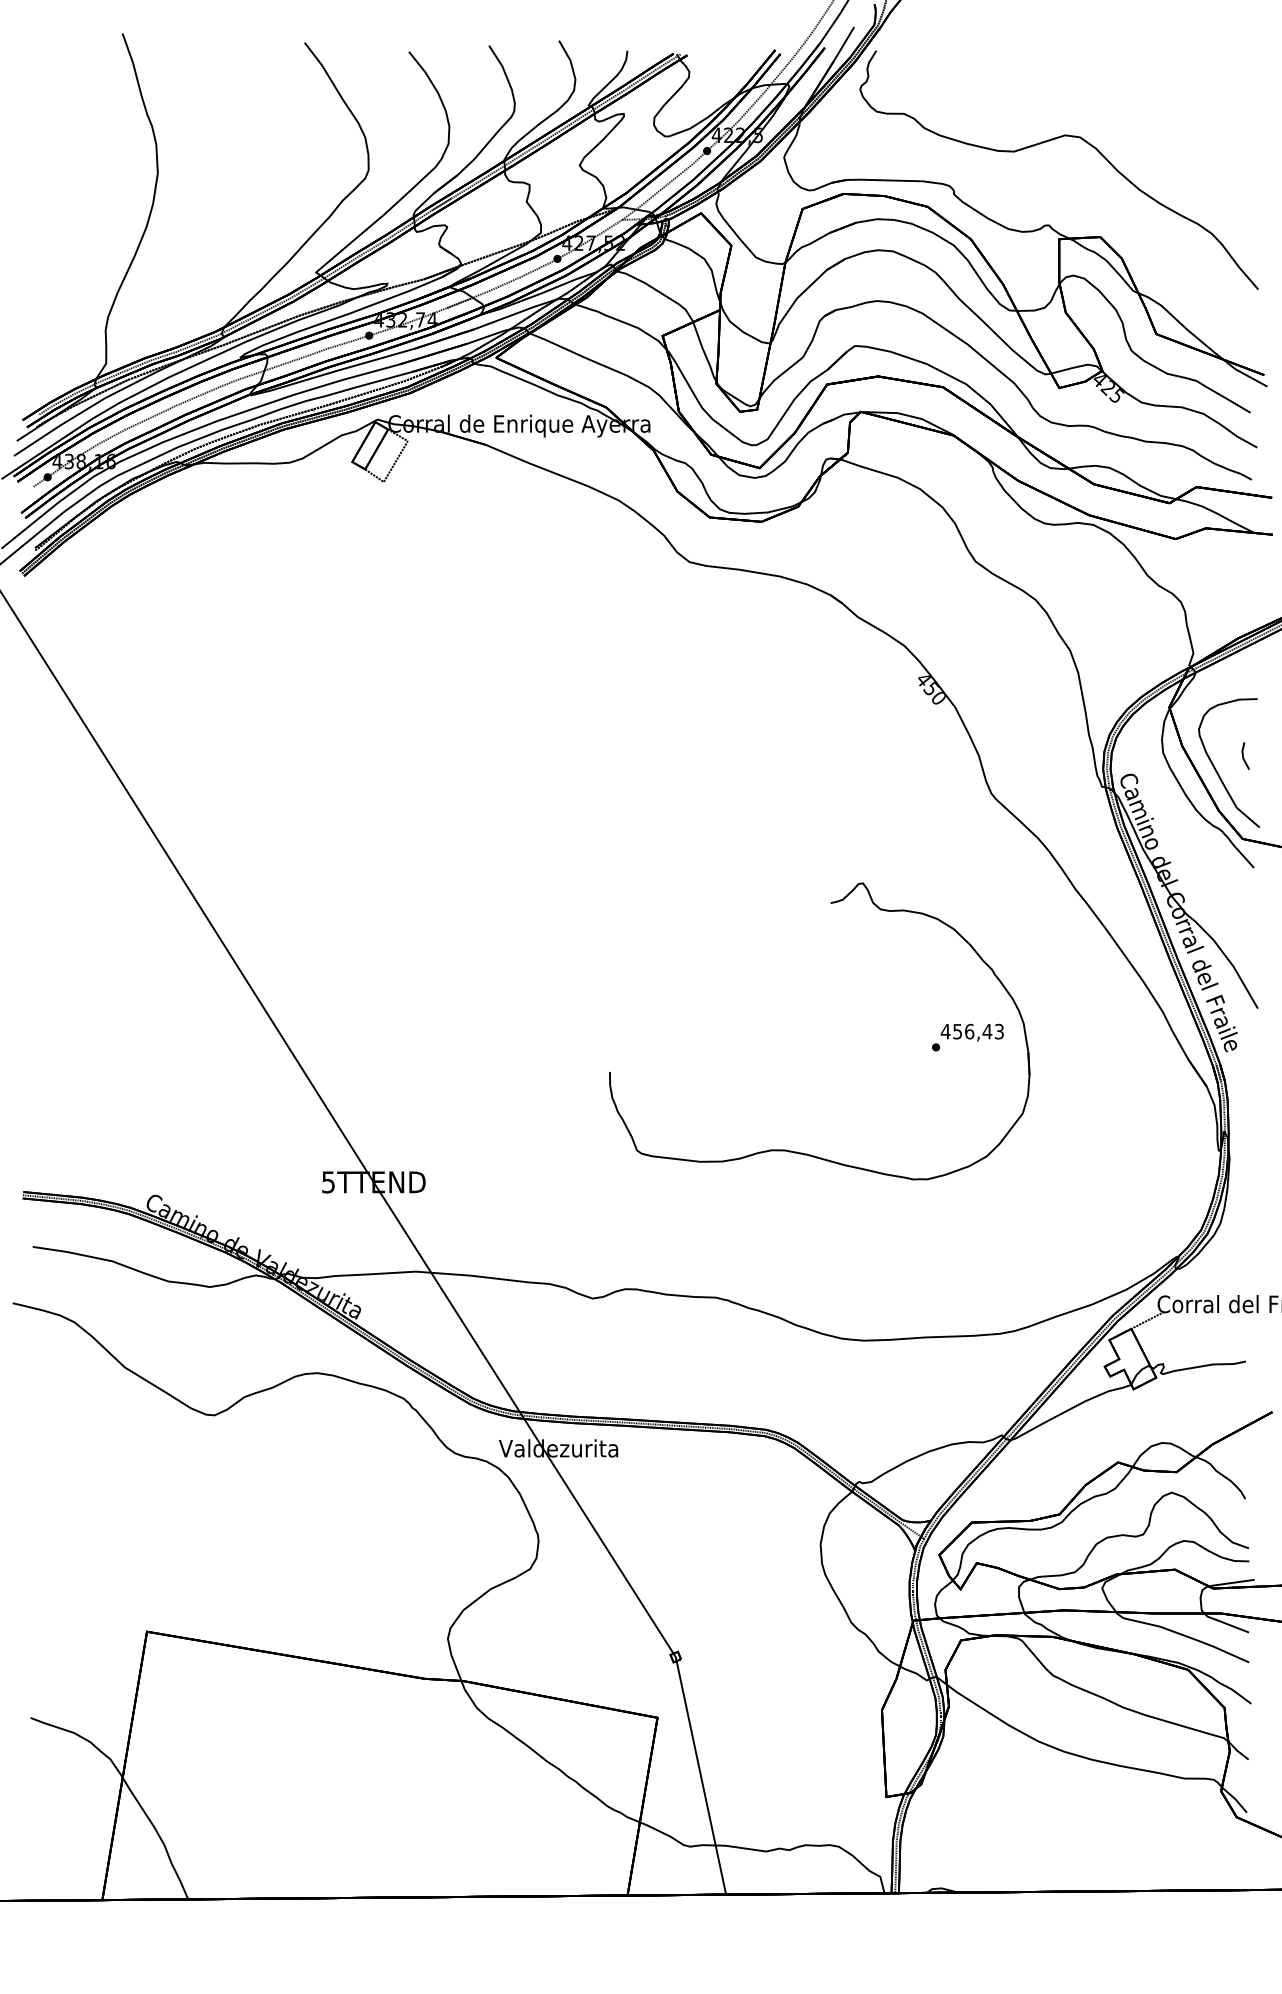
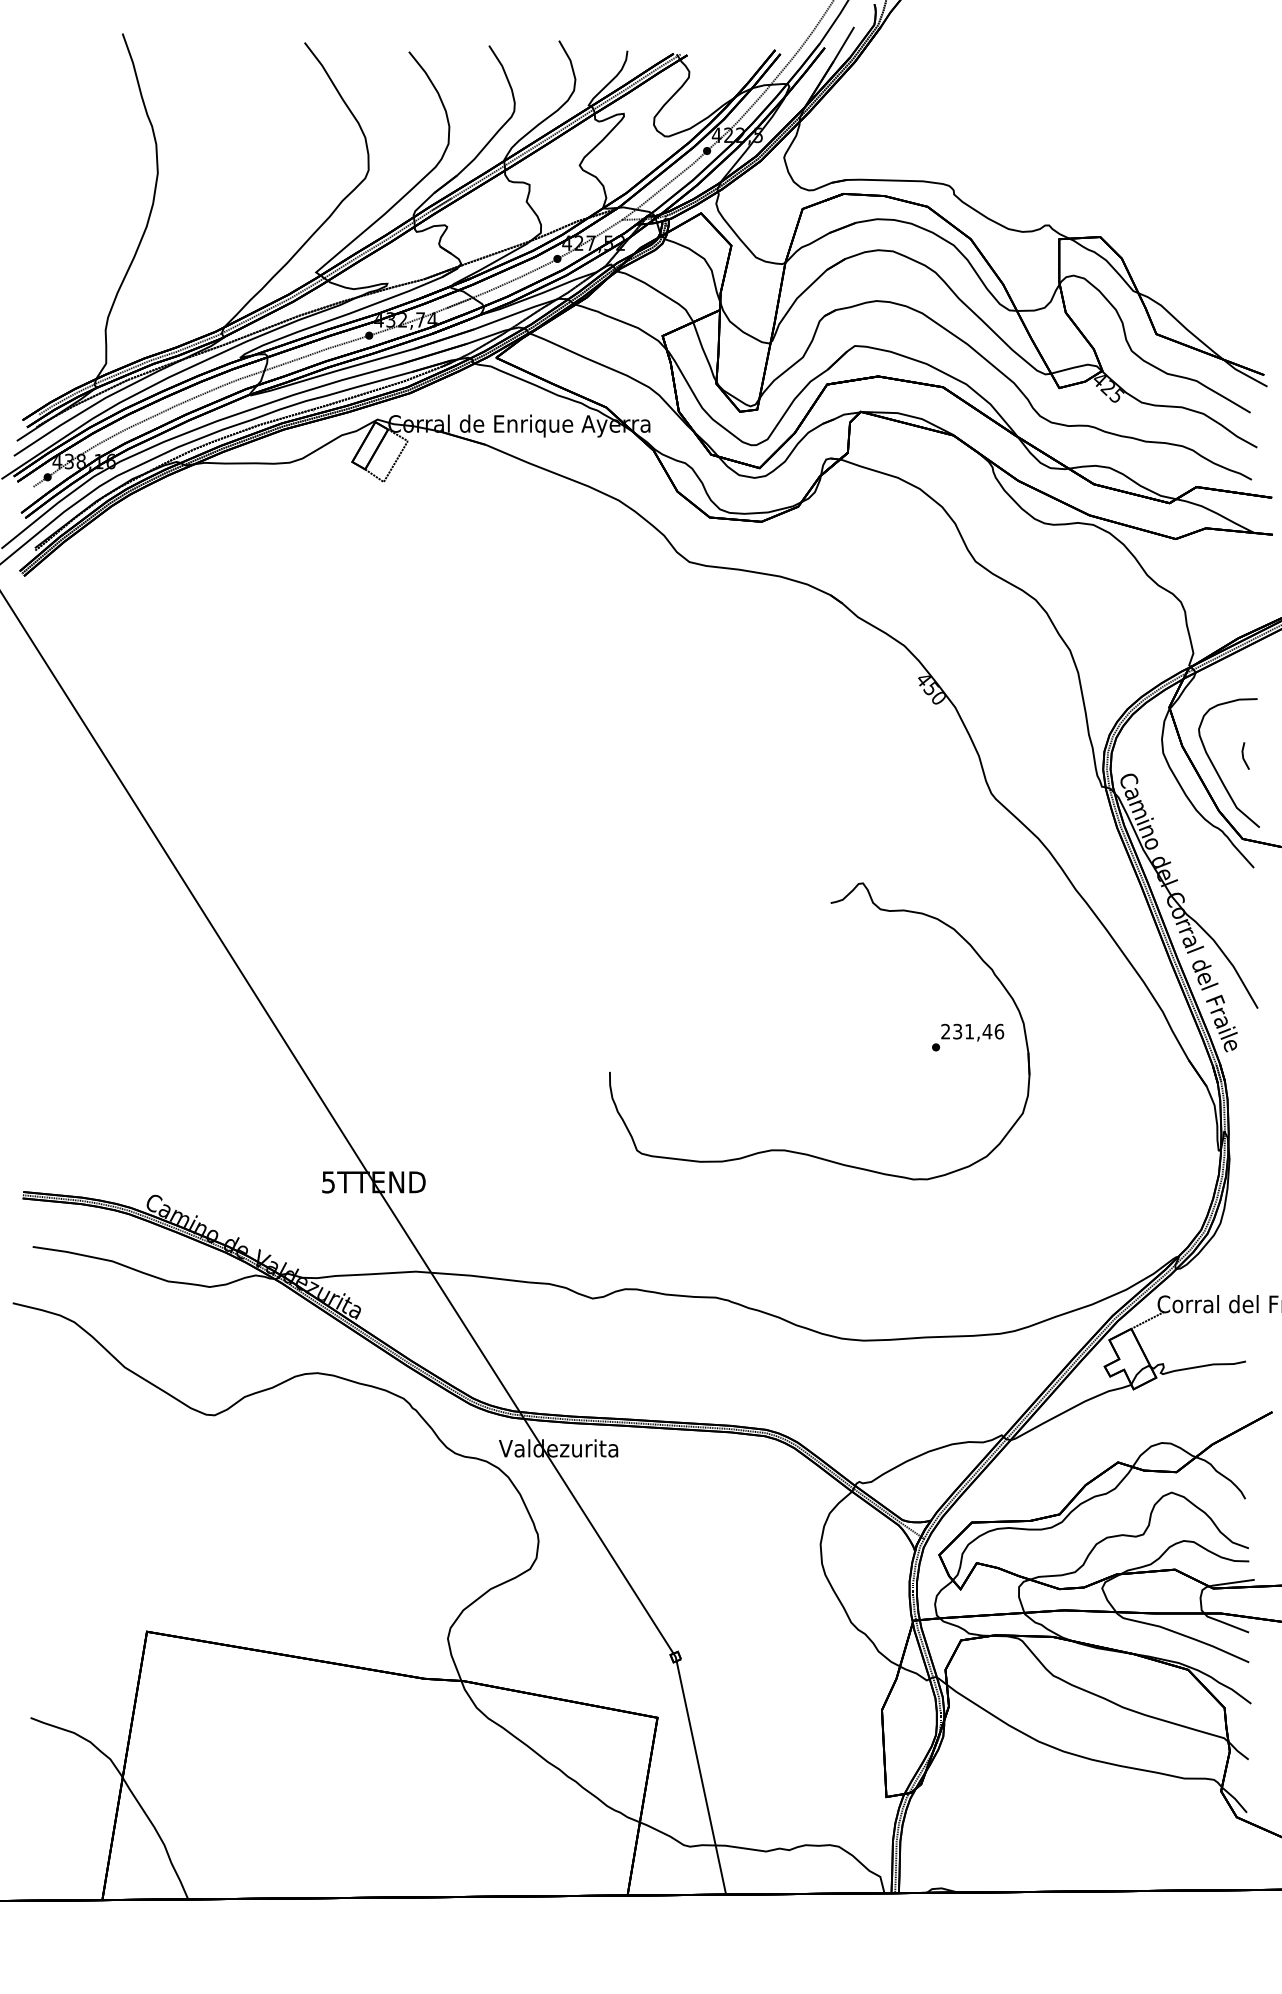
part: present -> none (1049, 141)
text: 456,43 -> 231,46 (972, 1031)
